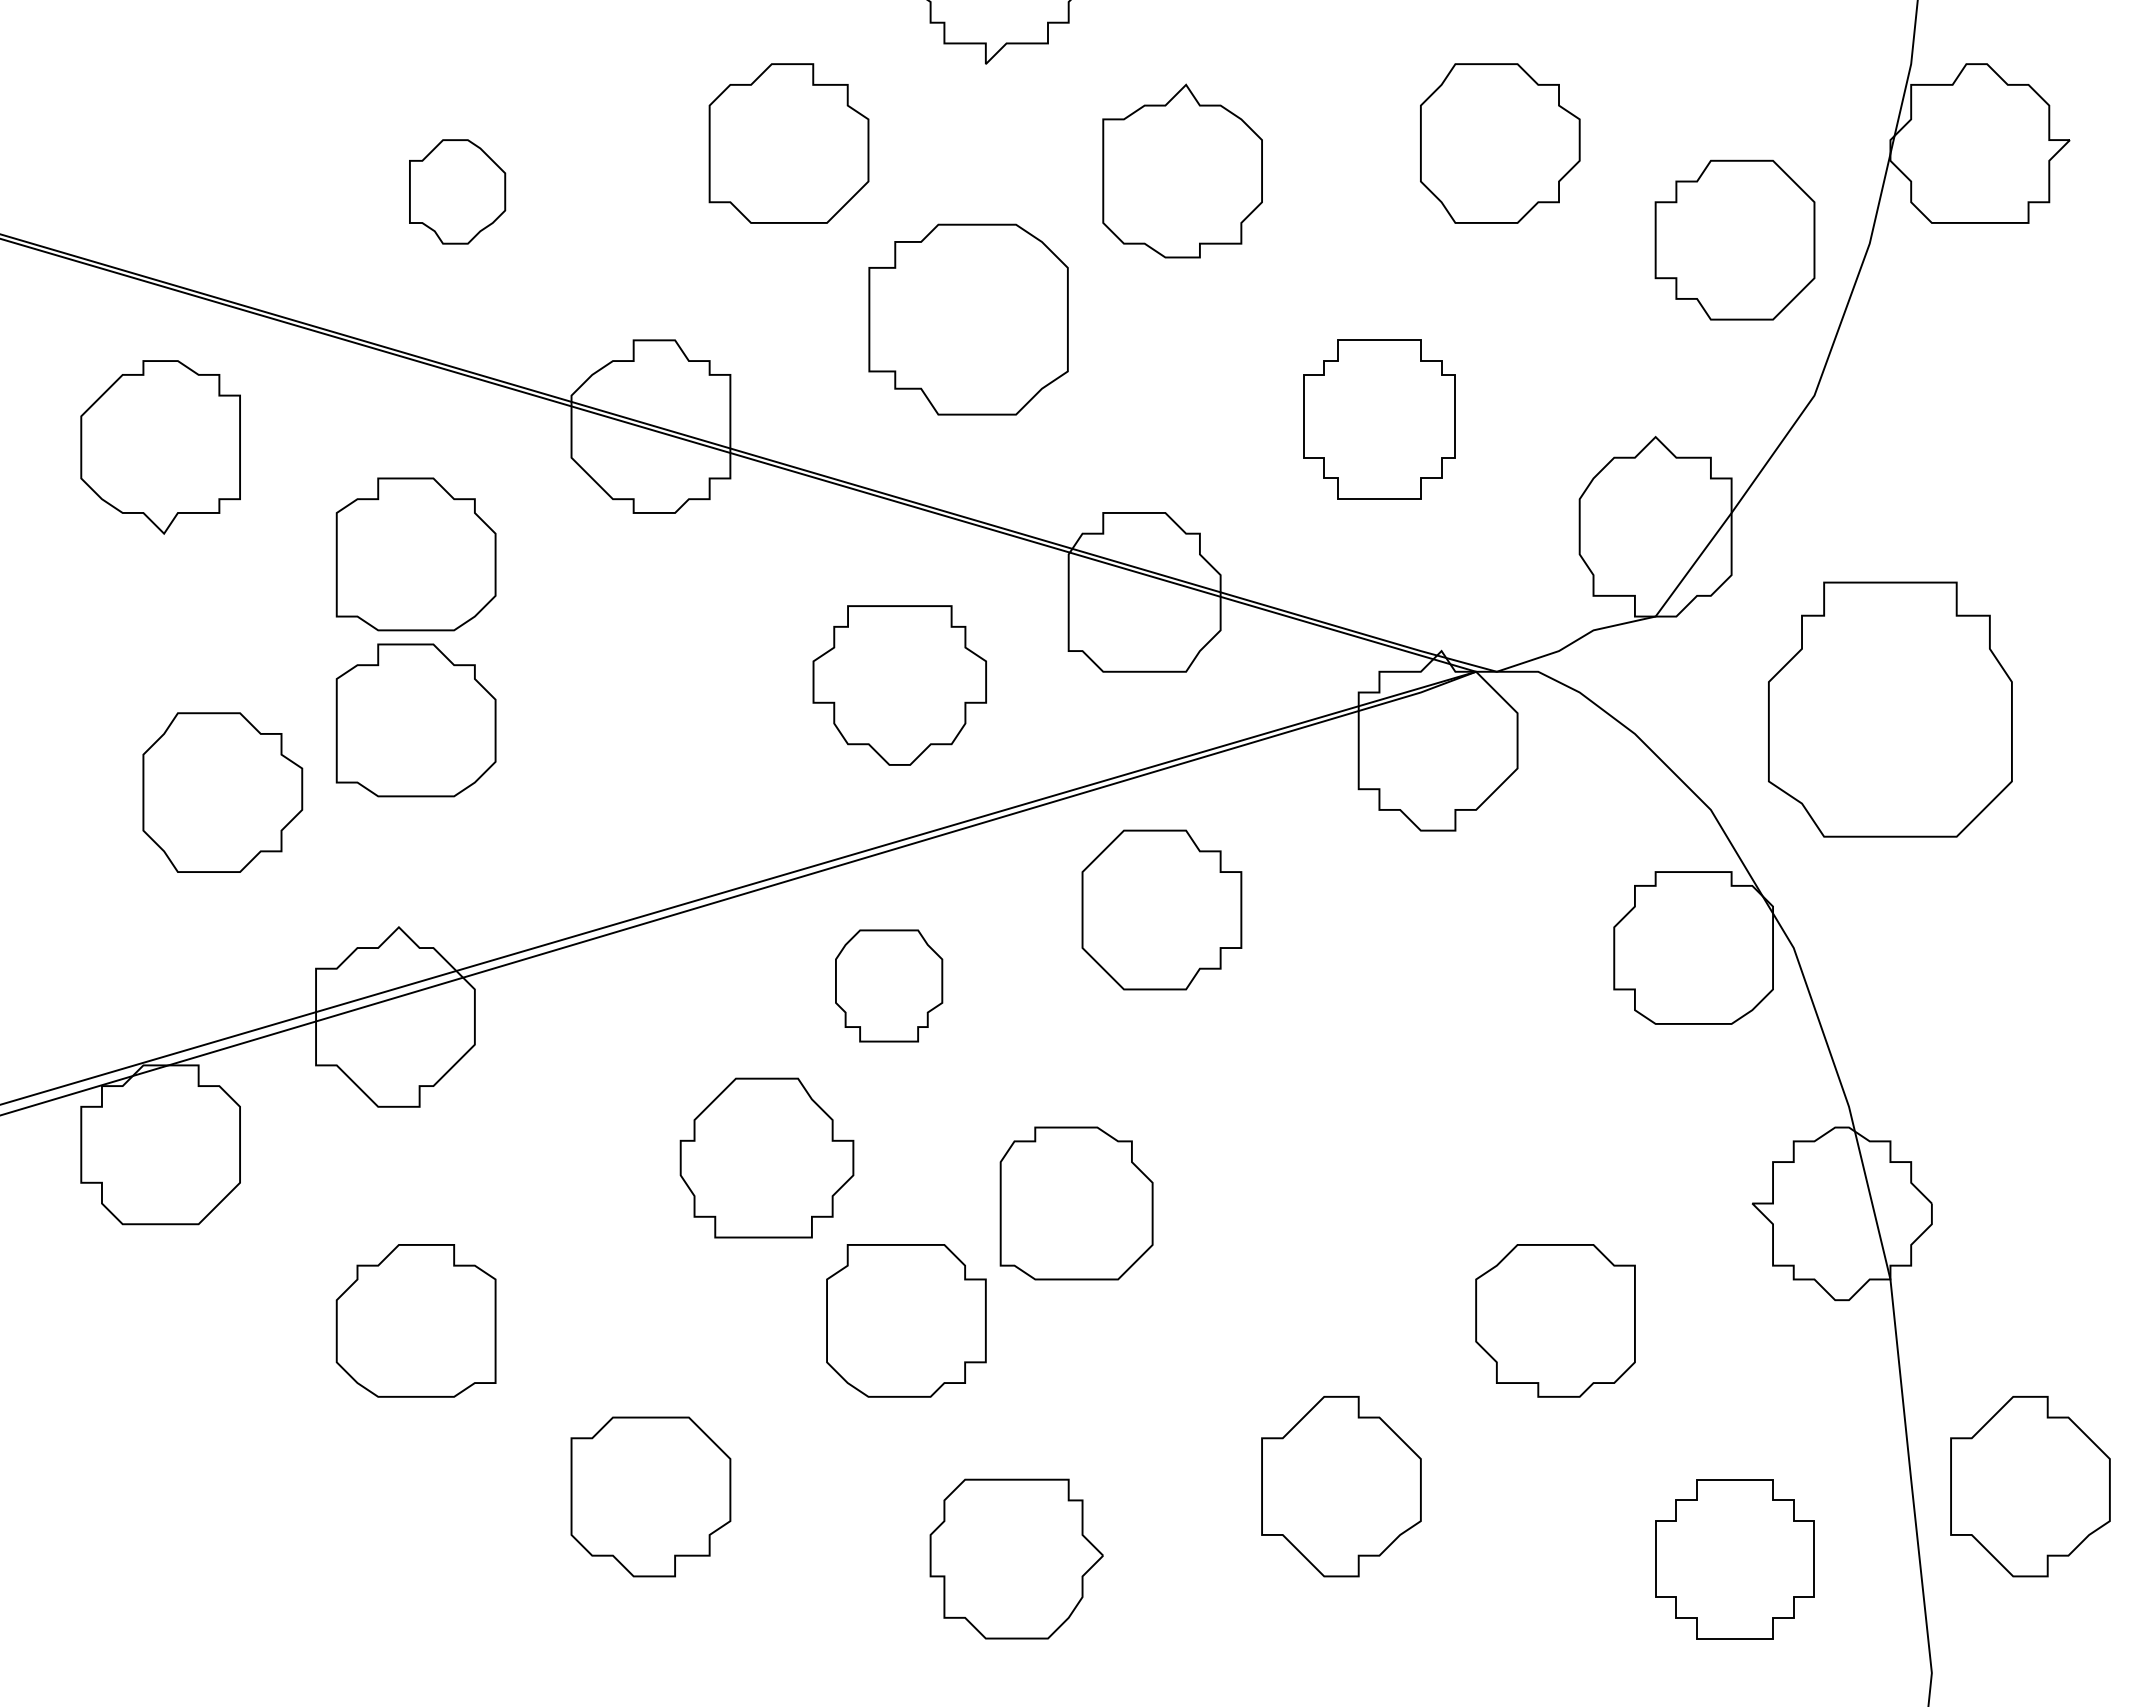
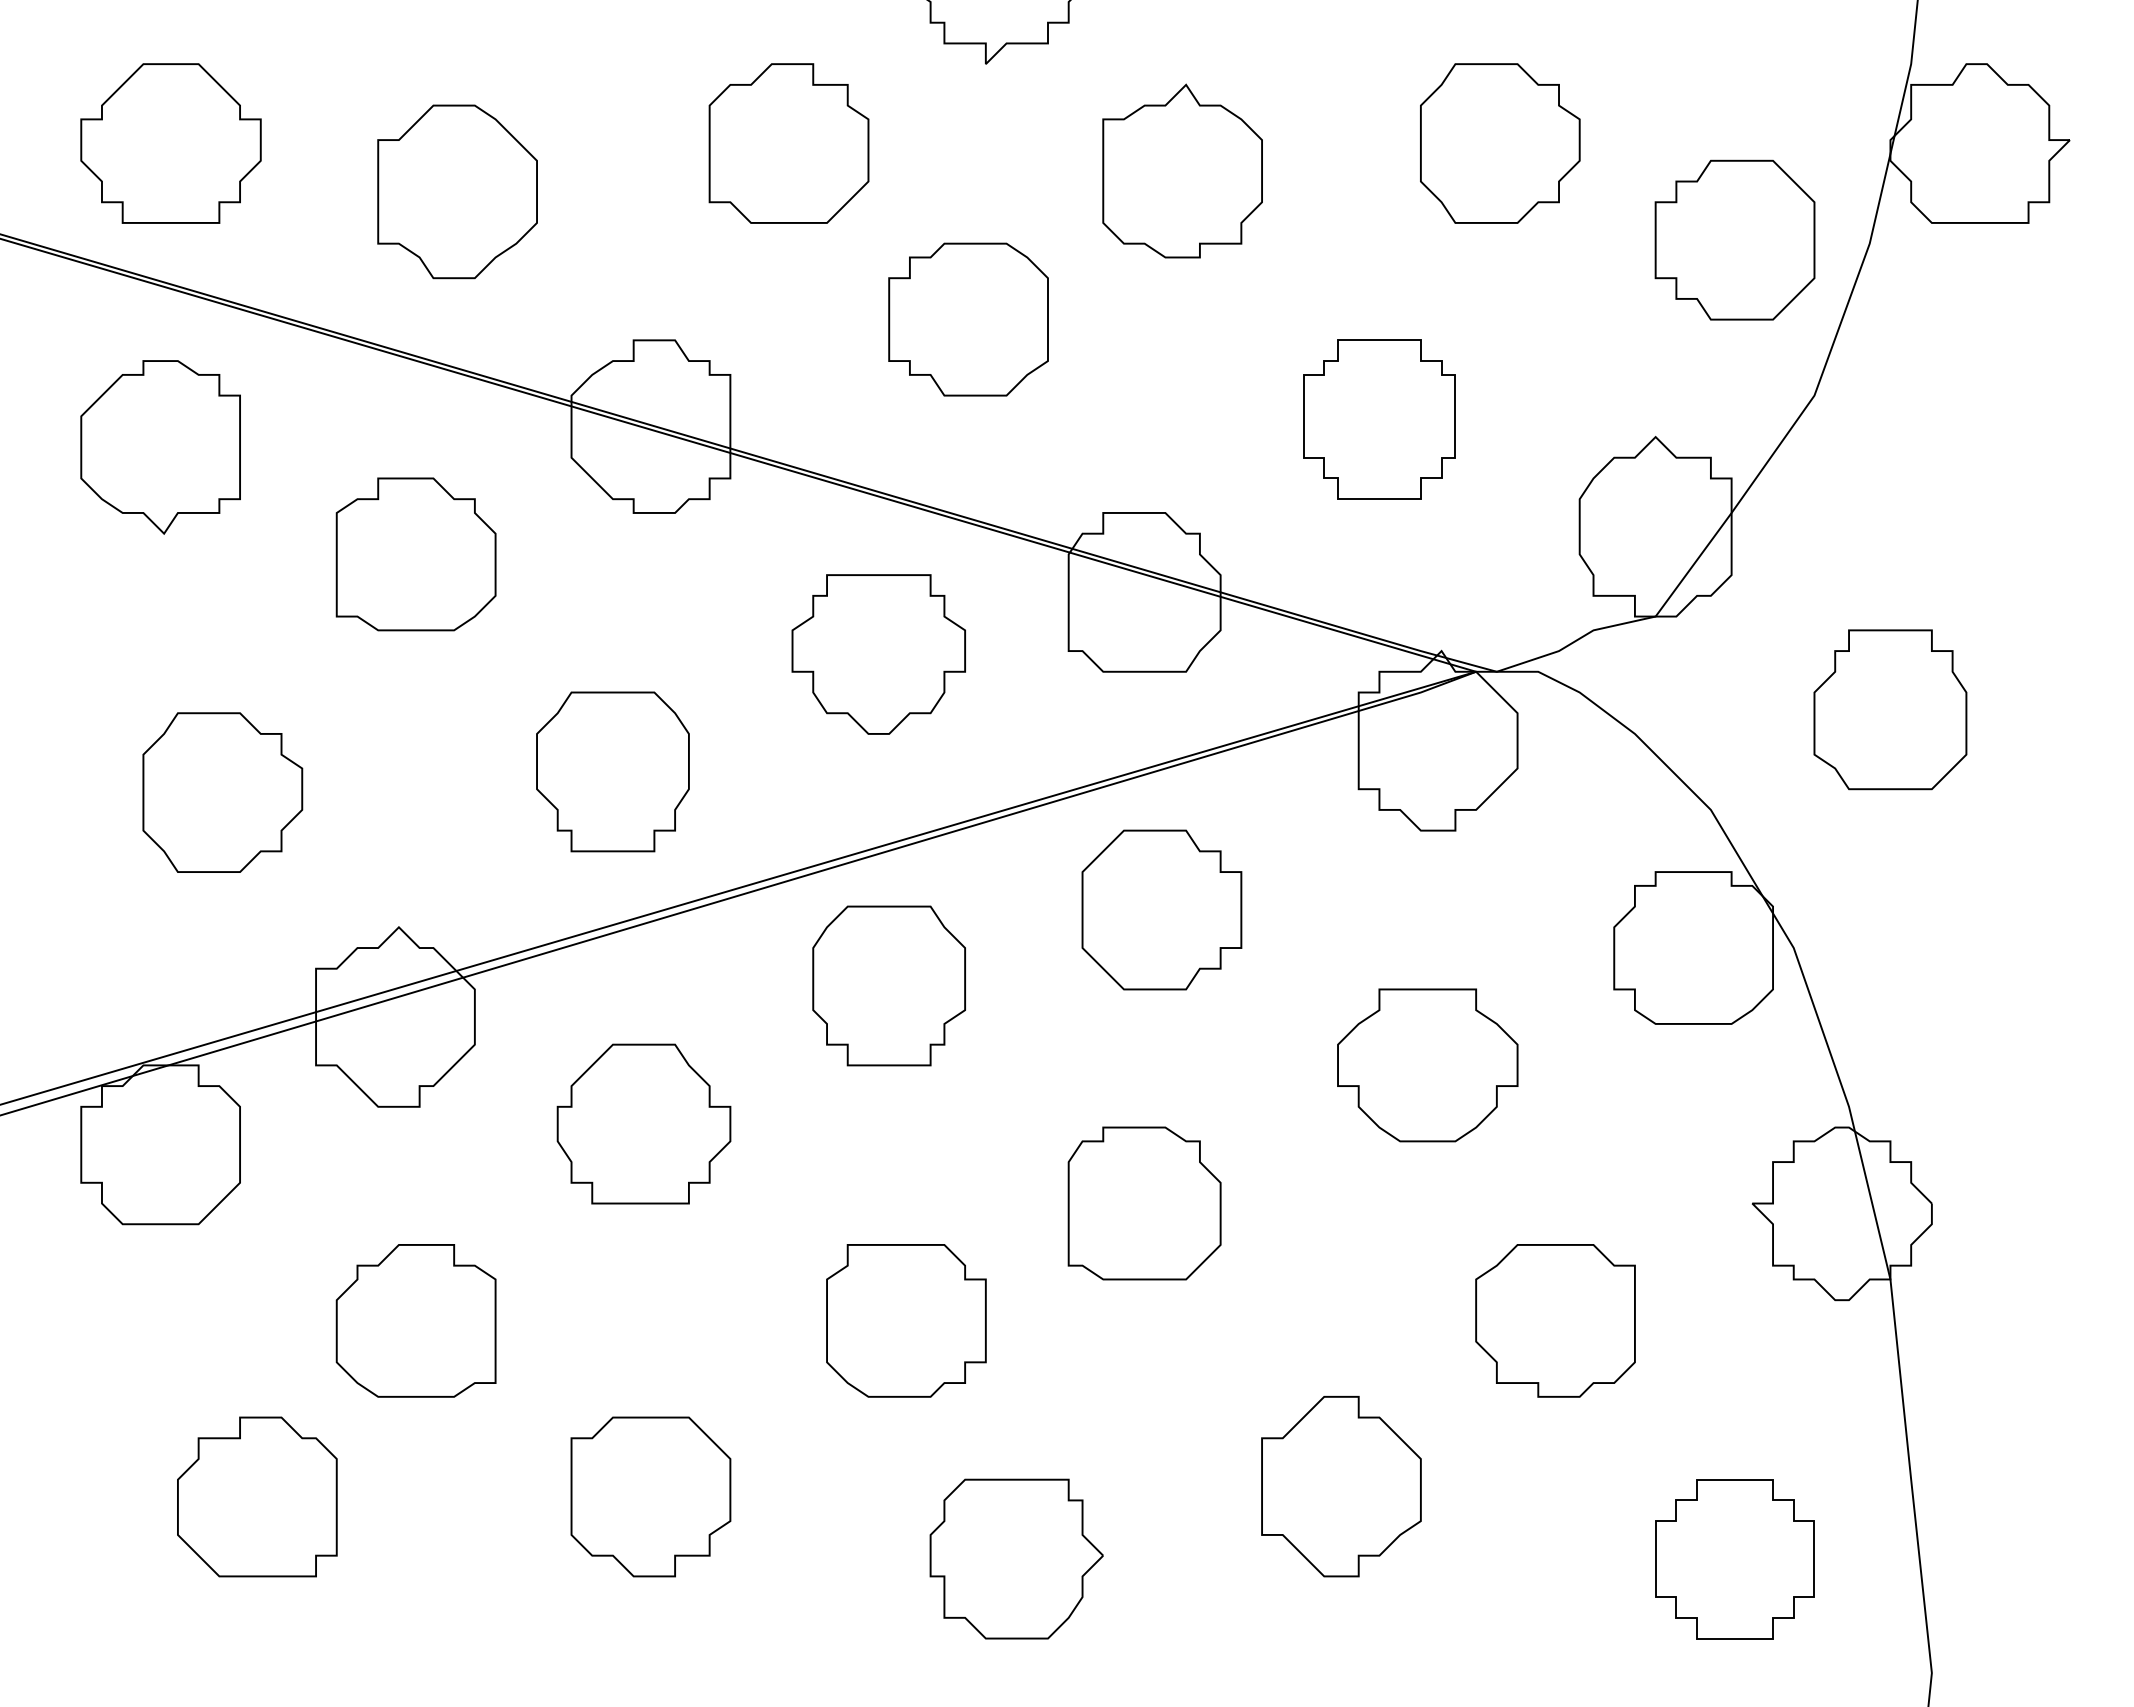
part: none -> present (170, 143)
part size: 98x106 px -> 161x176 px (457, 191)
part size: 201x193 px -> 161x155 px (968, 319)
part position: (899, 685) -> (878, 654) (878, 654)
part size: 245x257 px -> 155x162 px (1890, 709)
part: present -> none (415, 720)
part: none -> present (612, 771)
part size: 109x114 px -> 154x162 px (888, 985)
part: none -> present (1427, 1065)
part position: (766, 1157) -> (643, 1123) (643, 1123)
part position: (1076, 1203) -> (1144, 1203) (1144, 1203)
part: present -> none (2030, 1486)
part: none -> present (257, 1496)
